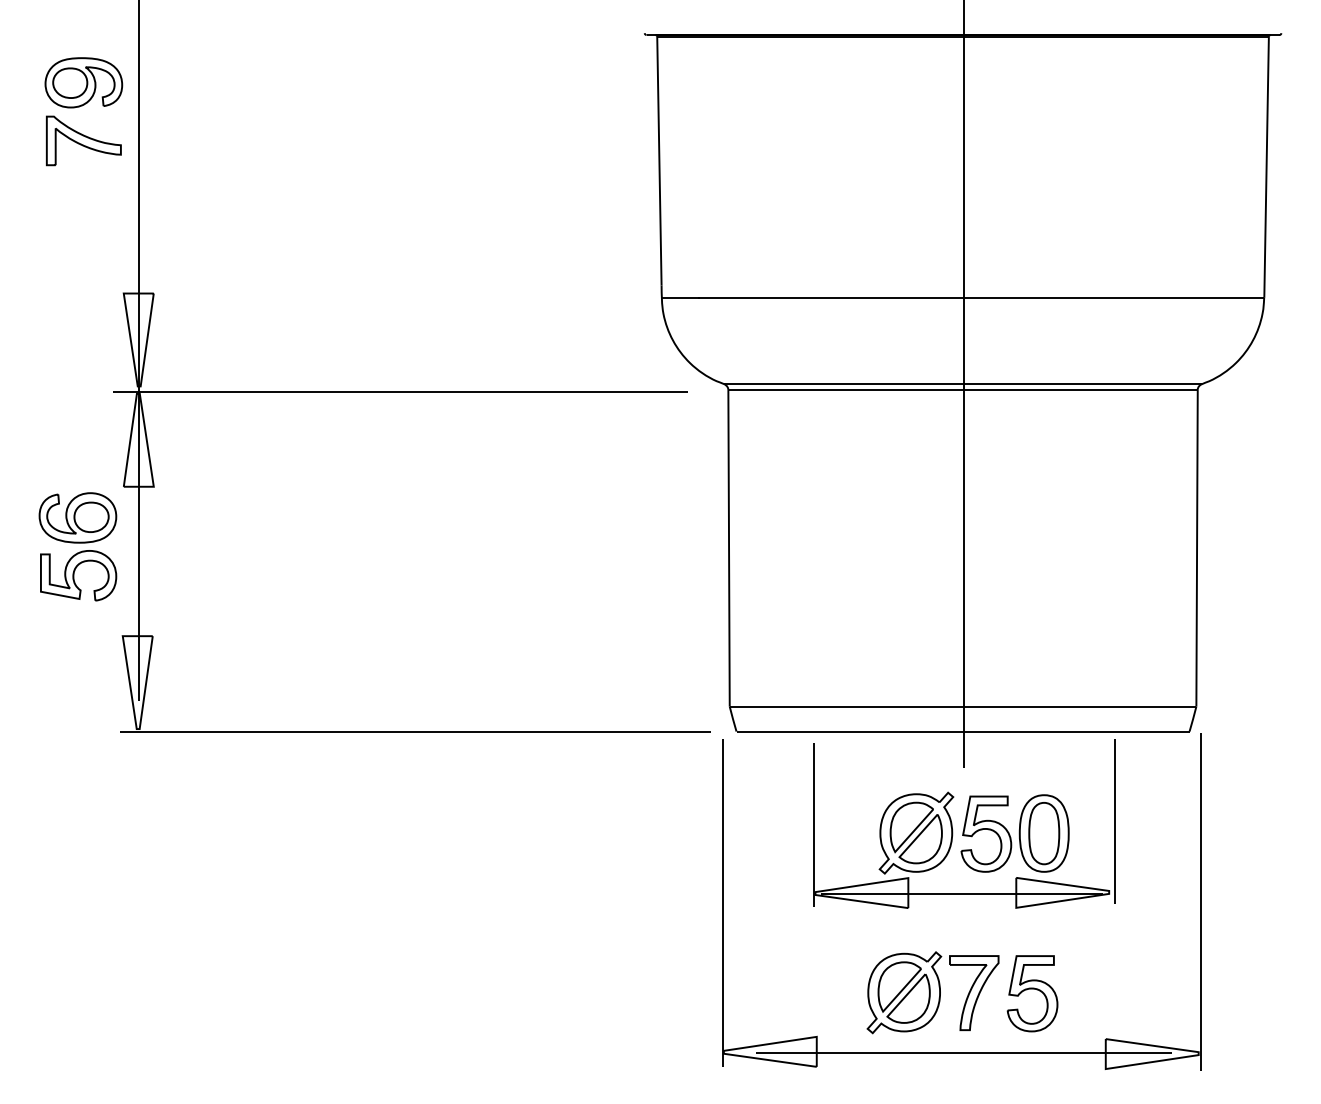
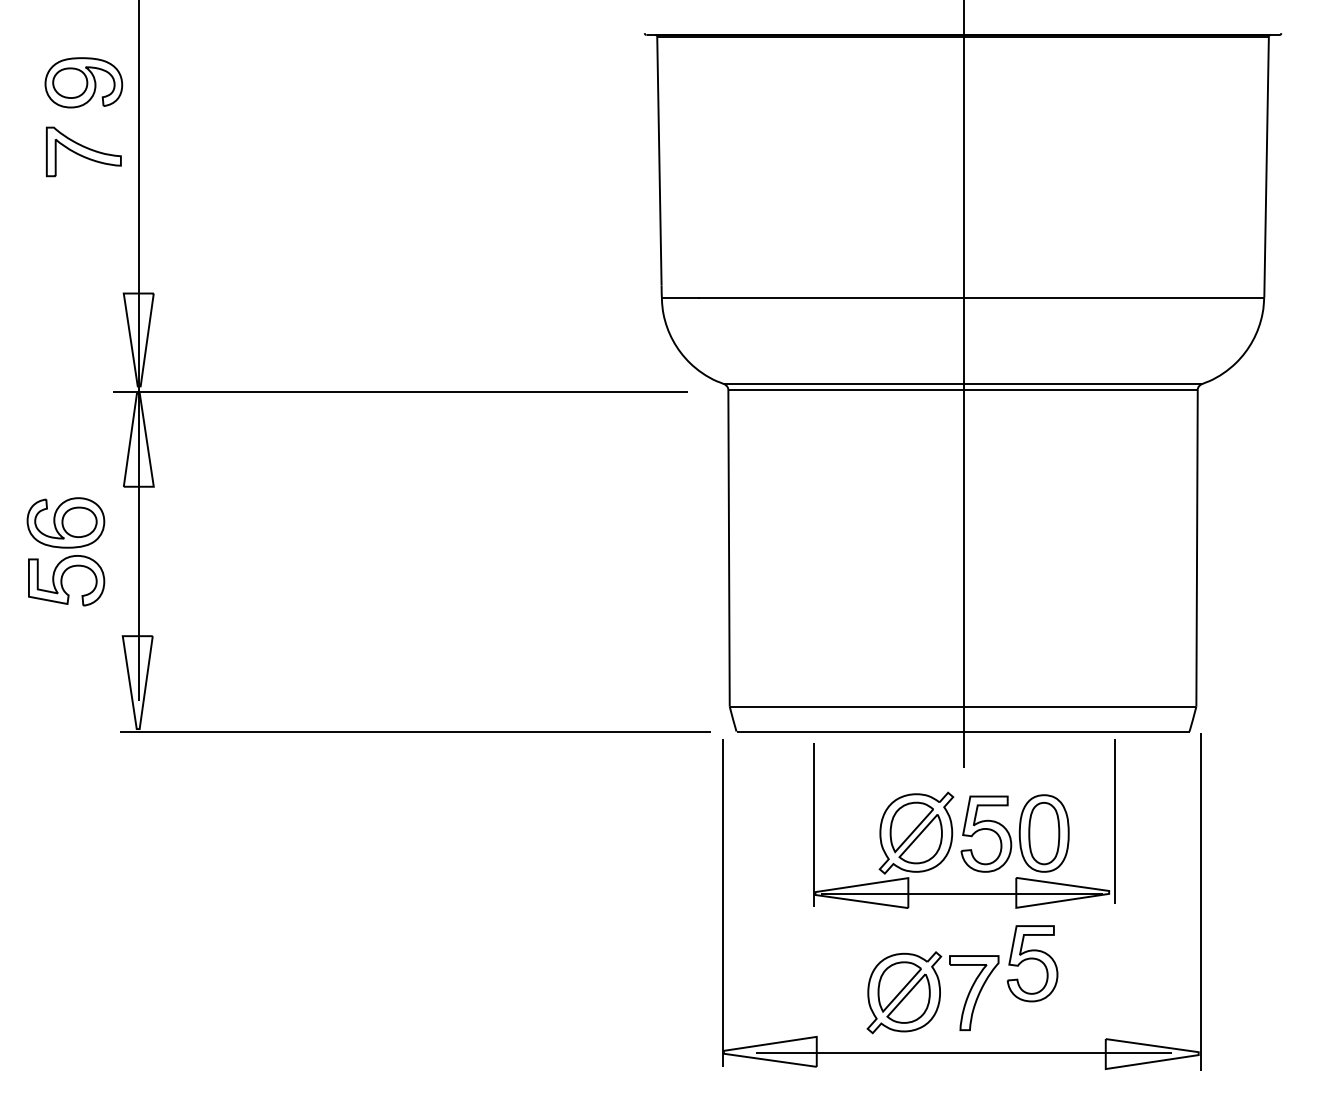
part position: (83, 140) -> (83, 151) (83, 151)
part position: (77, 546) -> (65, 551) (65, 551)
part position: (1032, 993) -> (1032, 963) (1032, 963)
